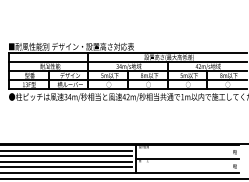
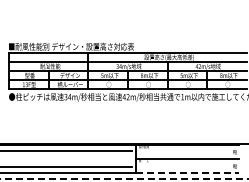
line: present -> none (66, 156)
line: present -> none (66, 161)
line: solid -> dashed (187, 172)
line: solid -> dashed (124, 178)
